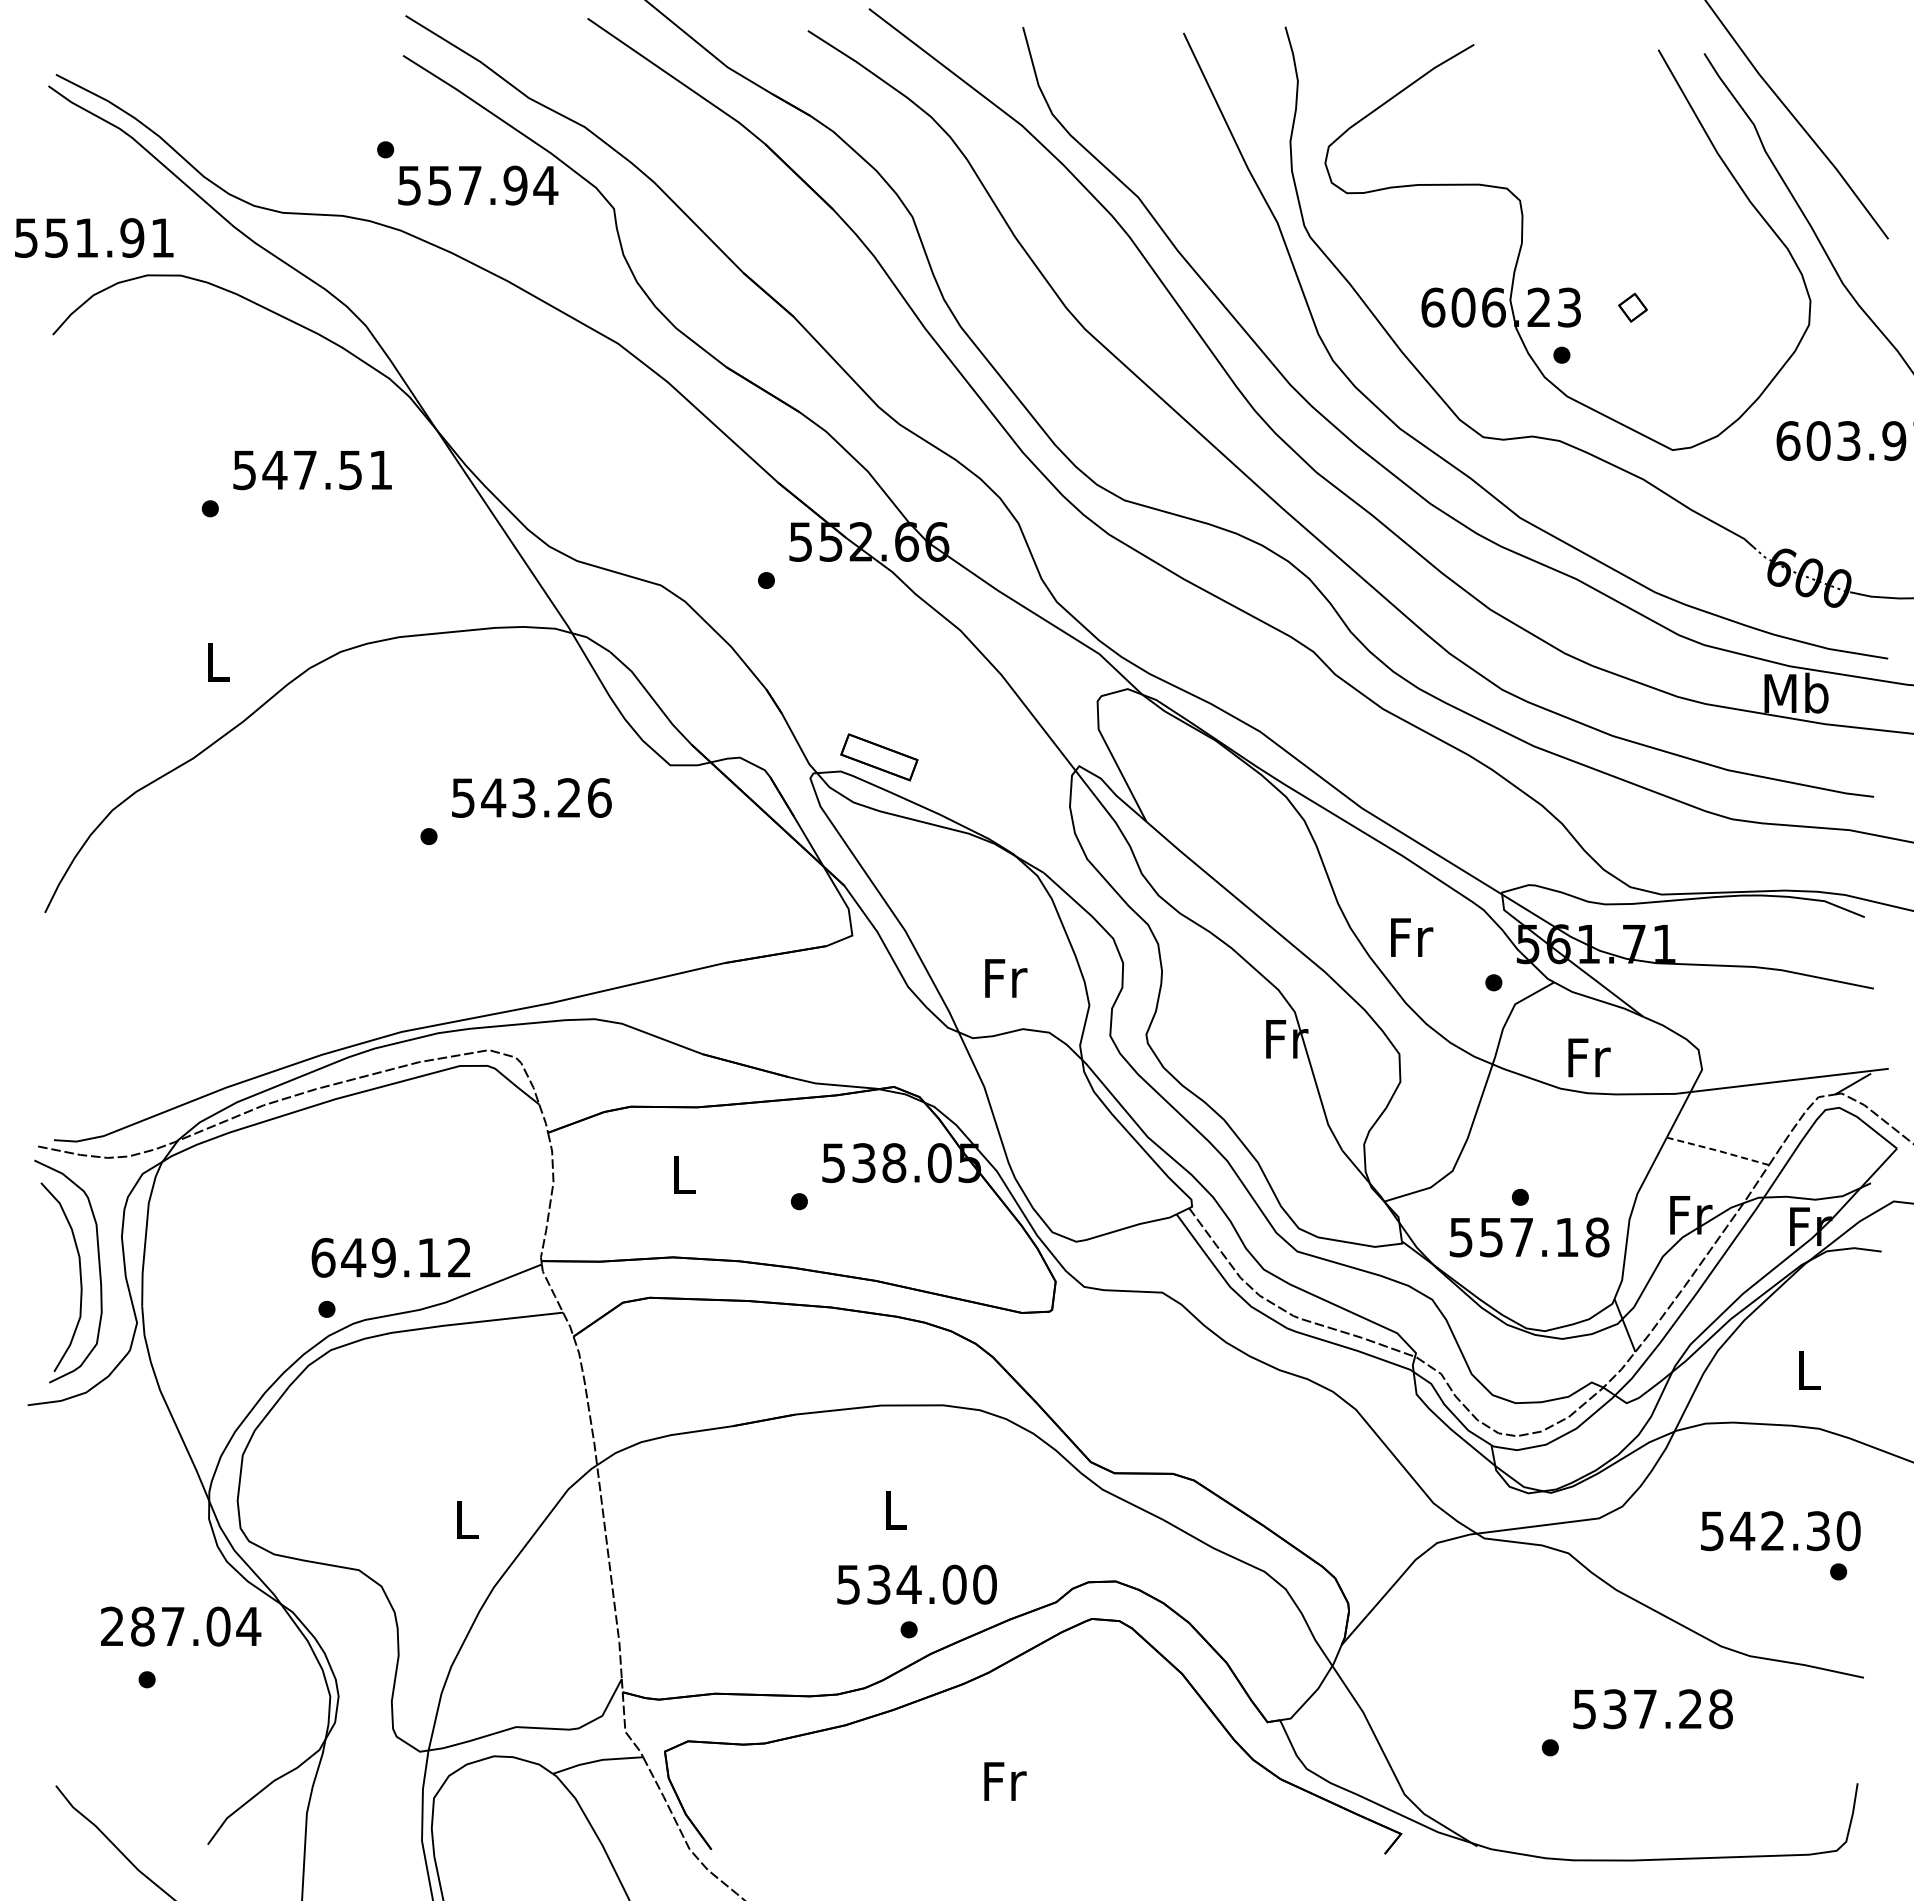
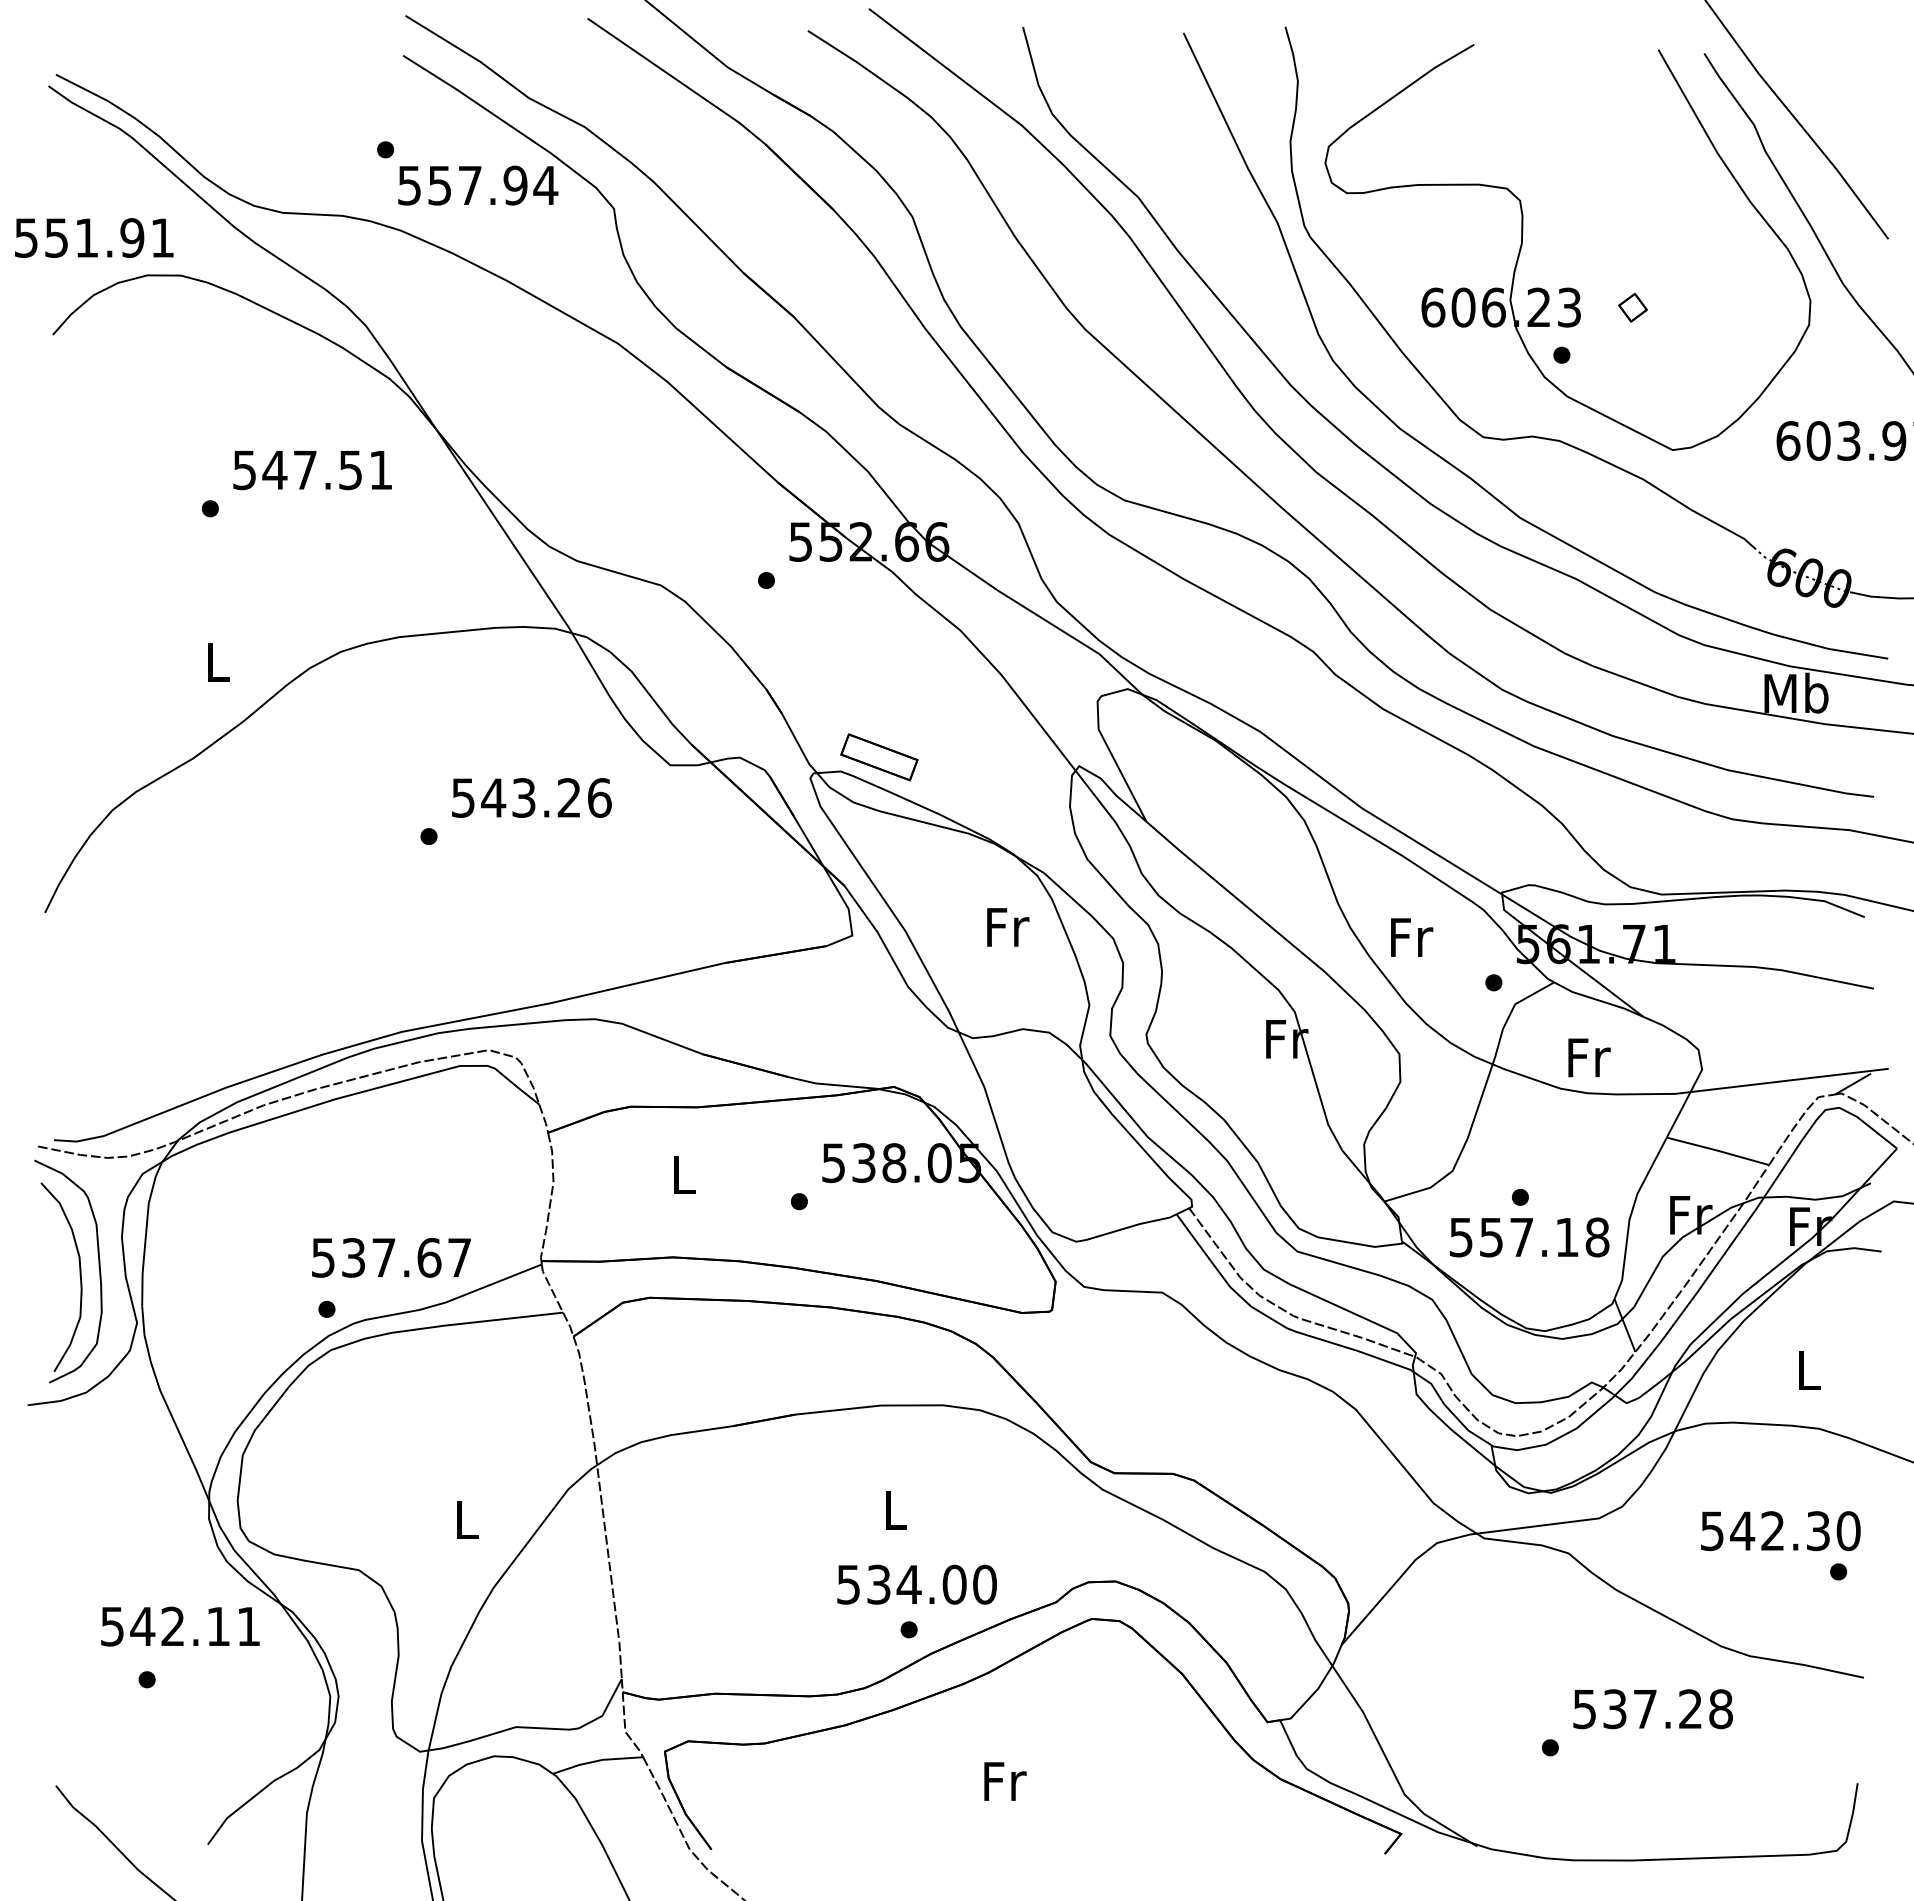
text position: (1006, 978) -> (1008, 927) (1008, 927)
line: dashed -> solid (1718, 1150)
text: 649.12 -> 537.67 (390, 1257)
text: 287.04 -> 542.11 (181, 1626)
